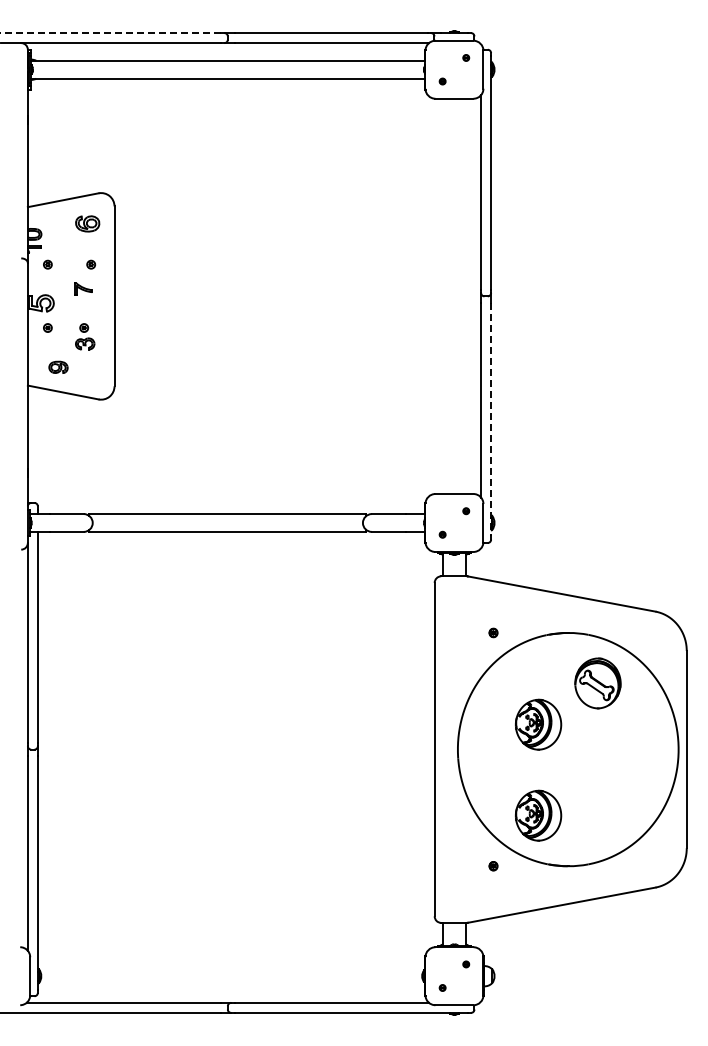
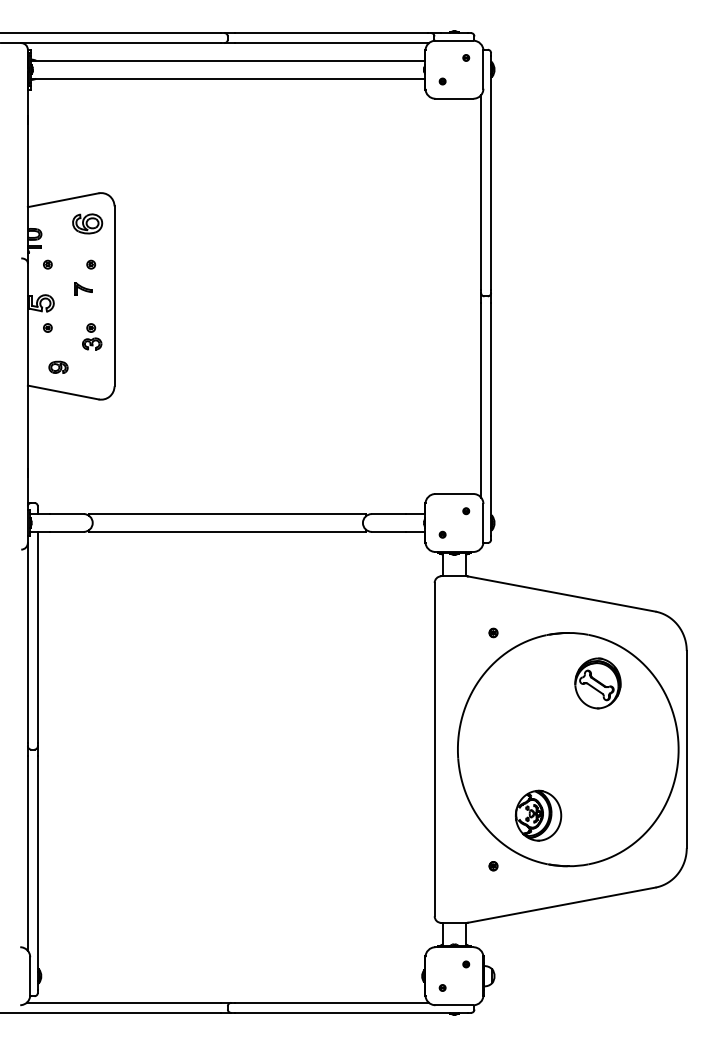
line: dashed -> solid (110, 33)
part size: 26x18 px -> 32x22 px (87, 223)
part position: (85, 336) -> (92, 336) (92, 336)
line: dashed -> solid (491, 419)
part: present -> none (538, 724)
